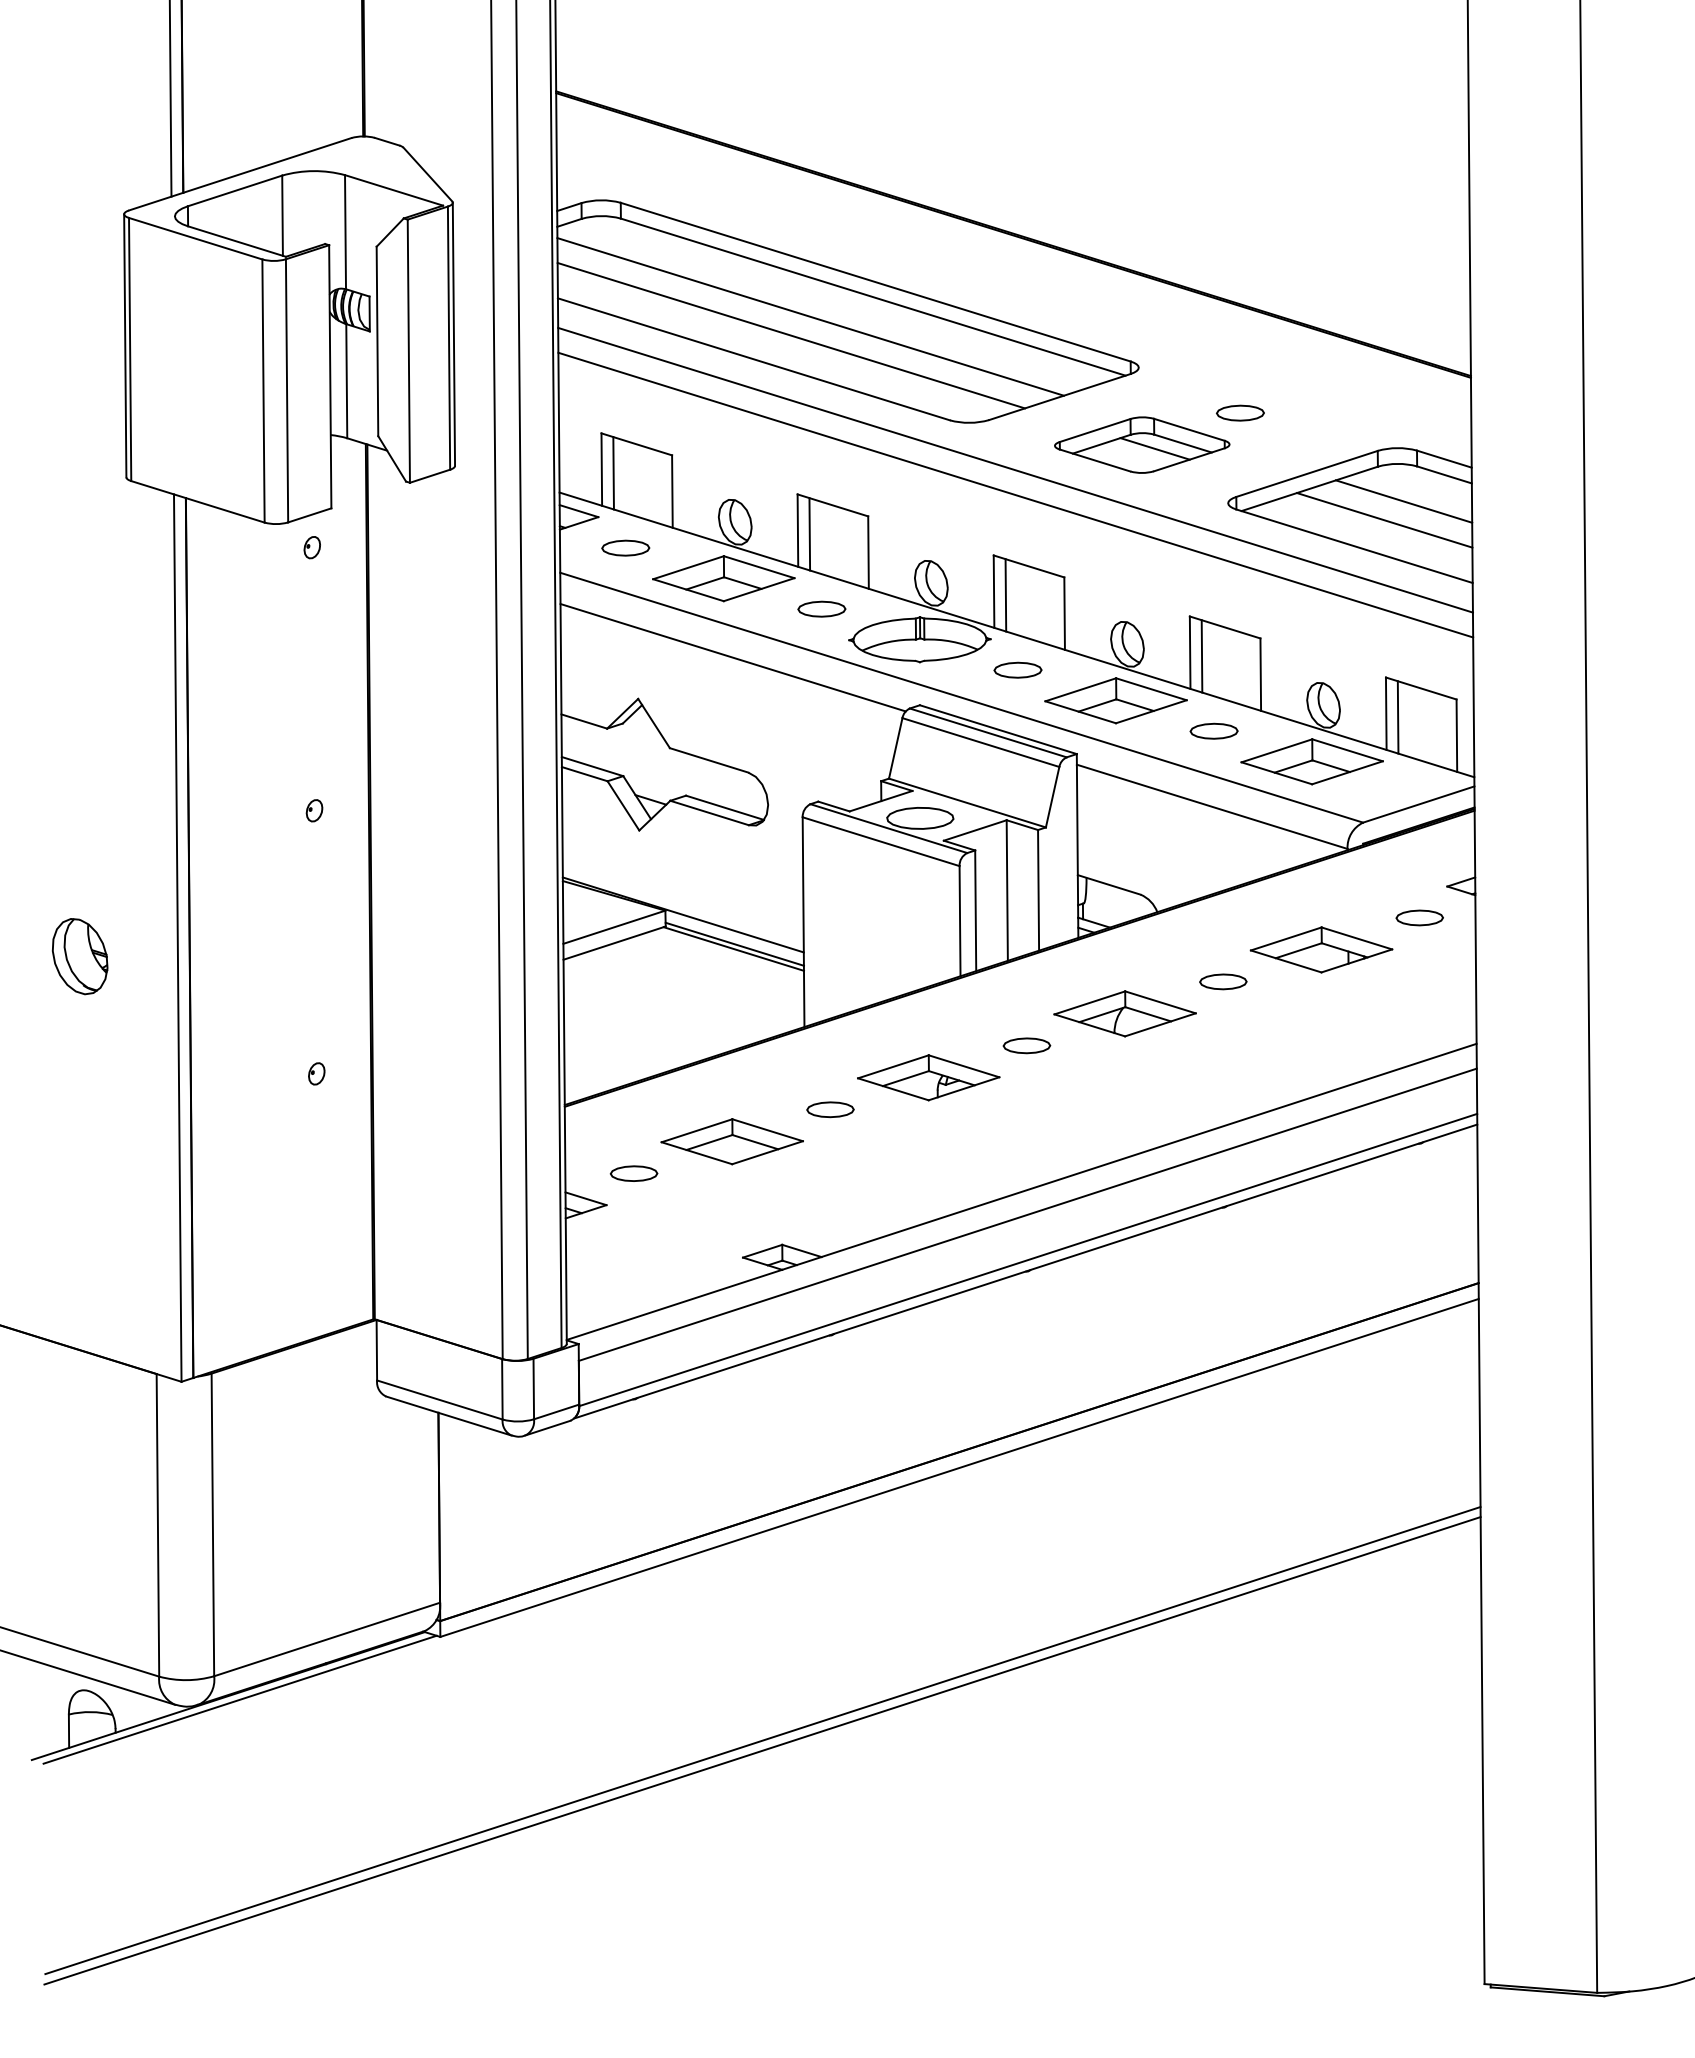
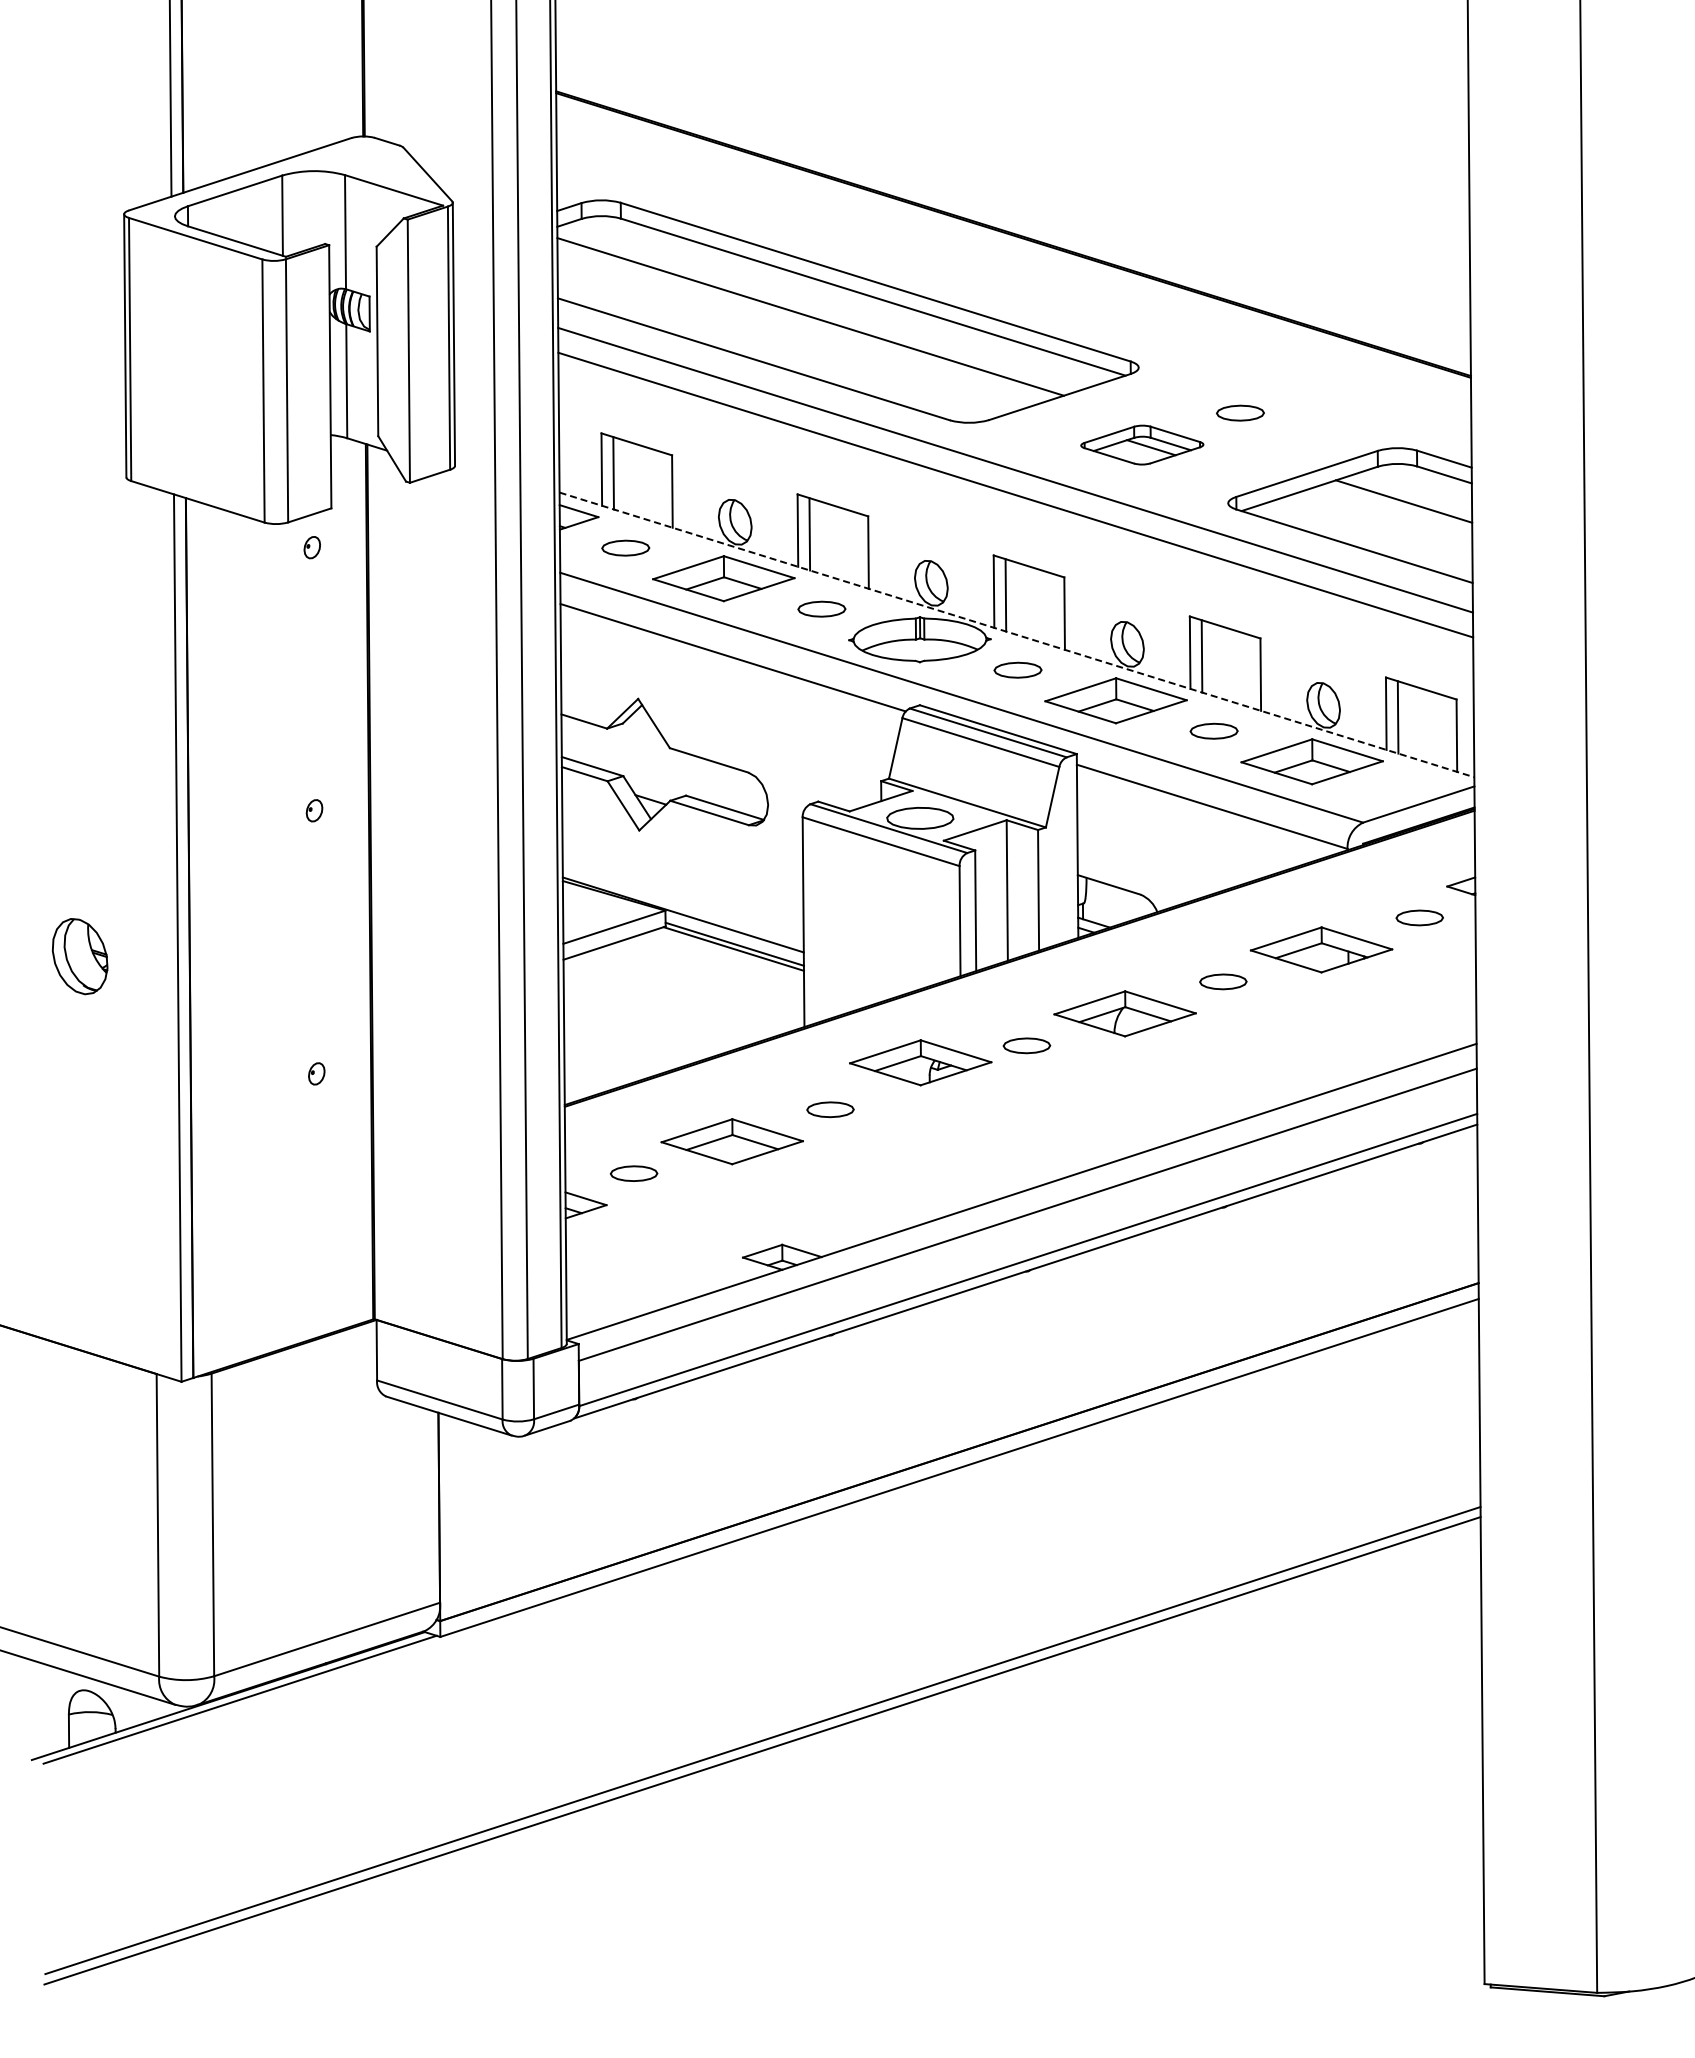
line: present -> none (790, 335)
part size: 177x58 px -> 125x42 px (1142, 444)
line: present -> none (1384, 520)
line: solid -> dashed (1017, 635)
part position: (928, 1077) -> (920, 1062) (920, 1062)
